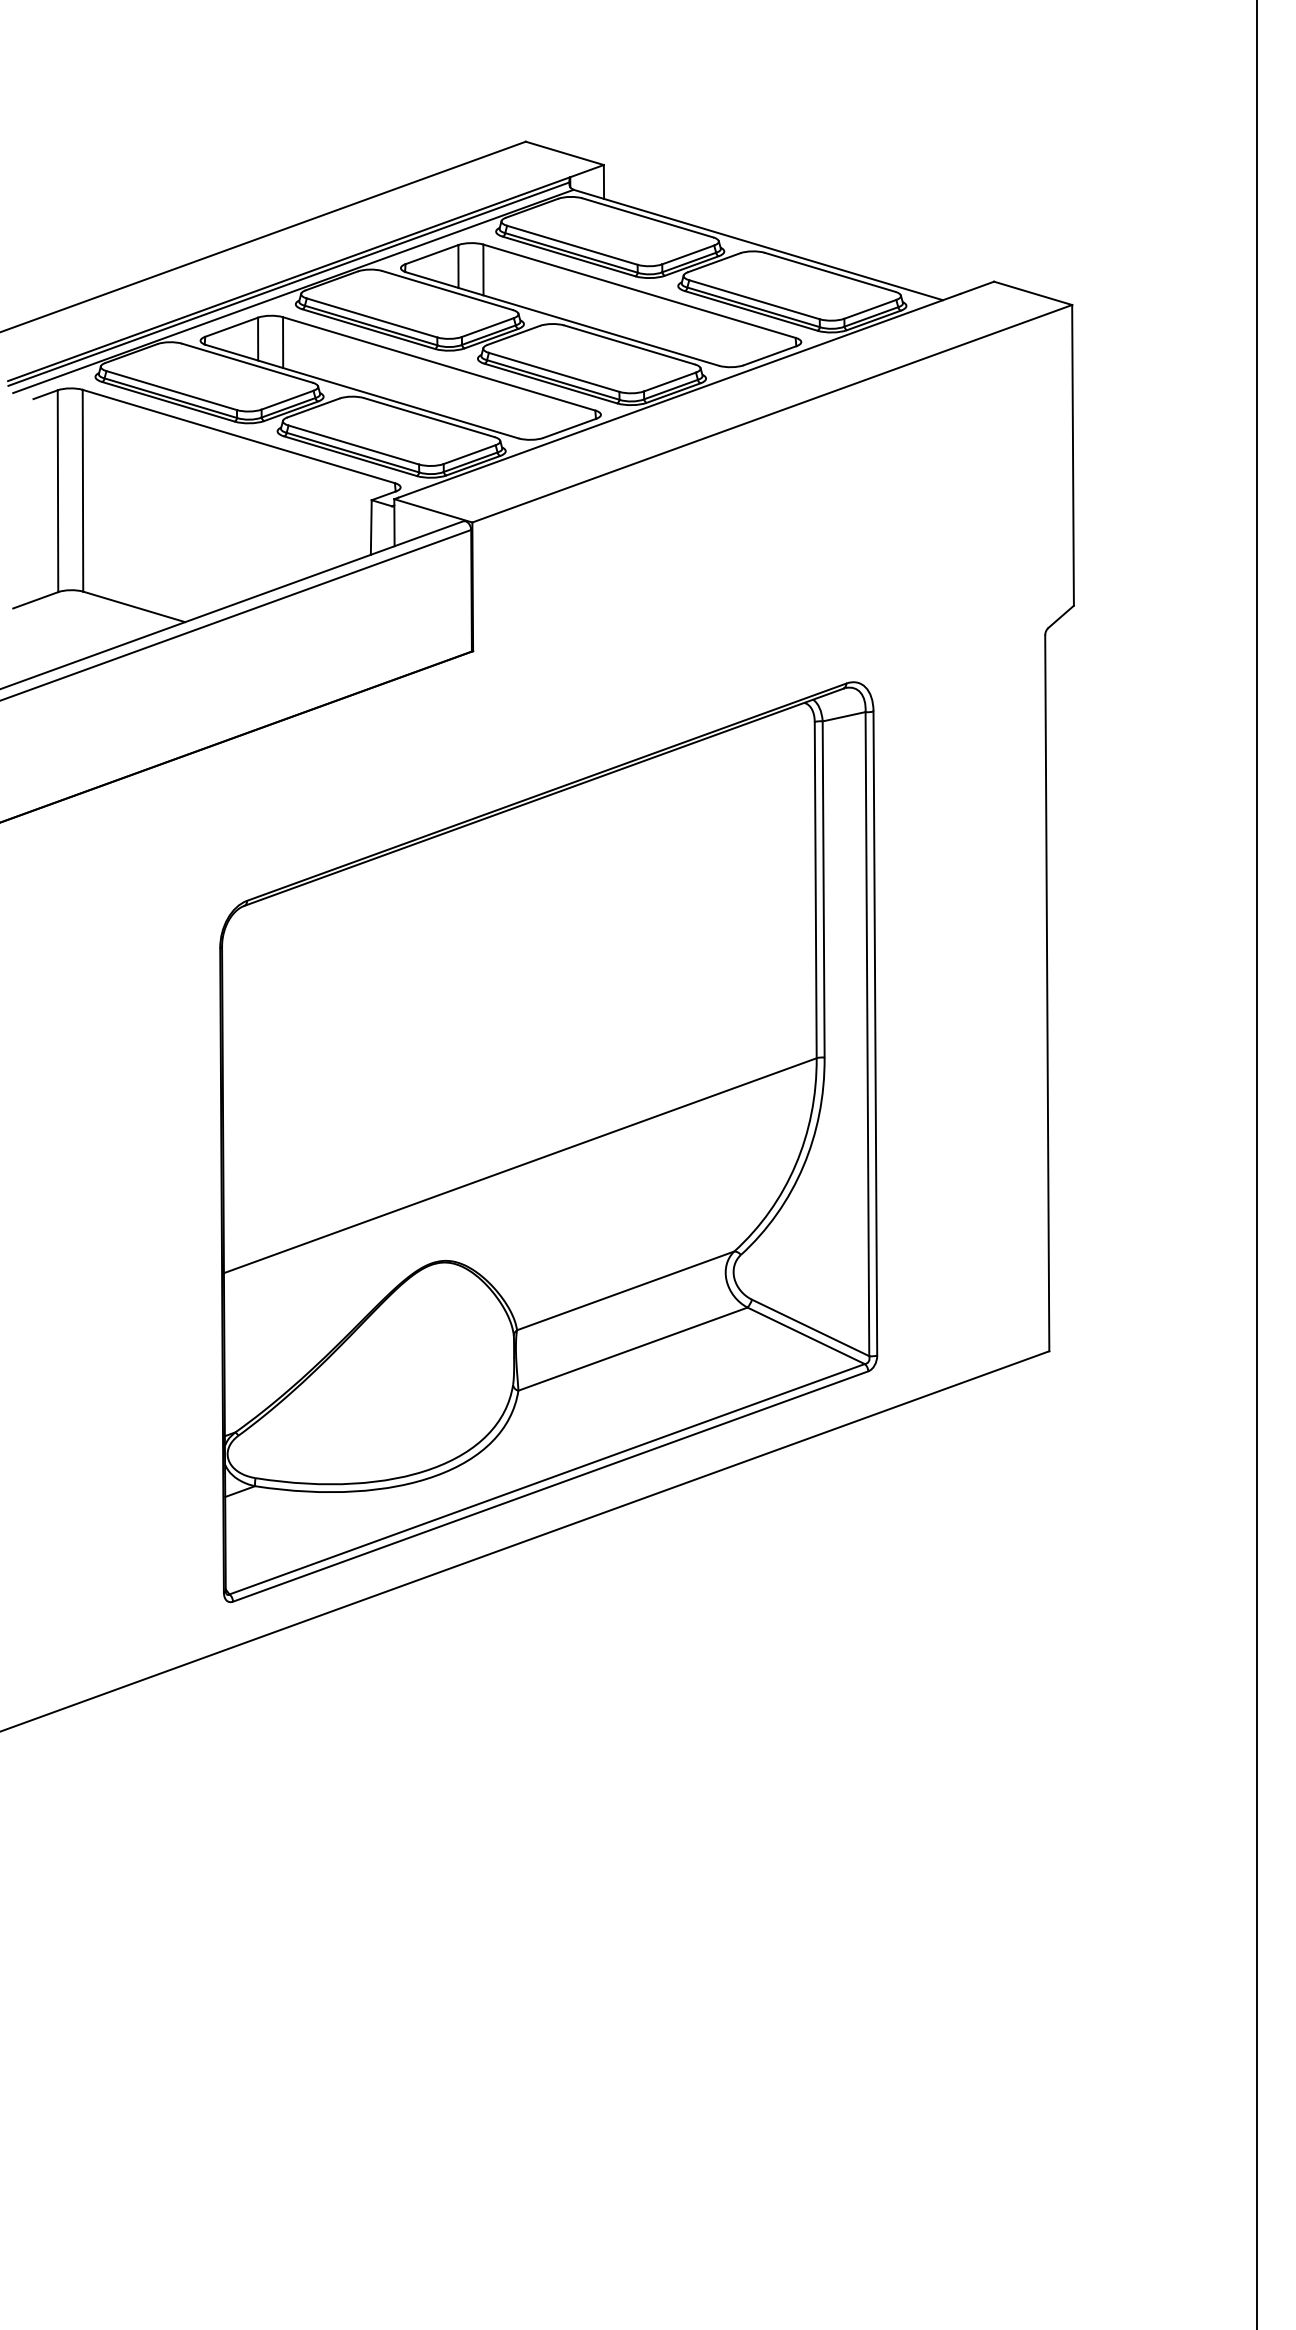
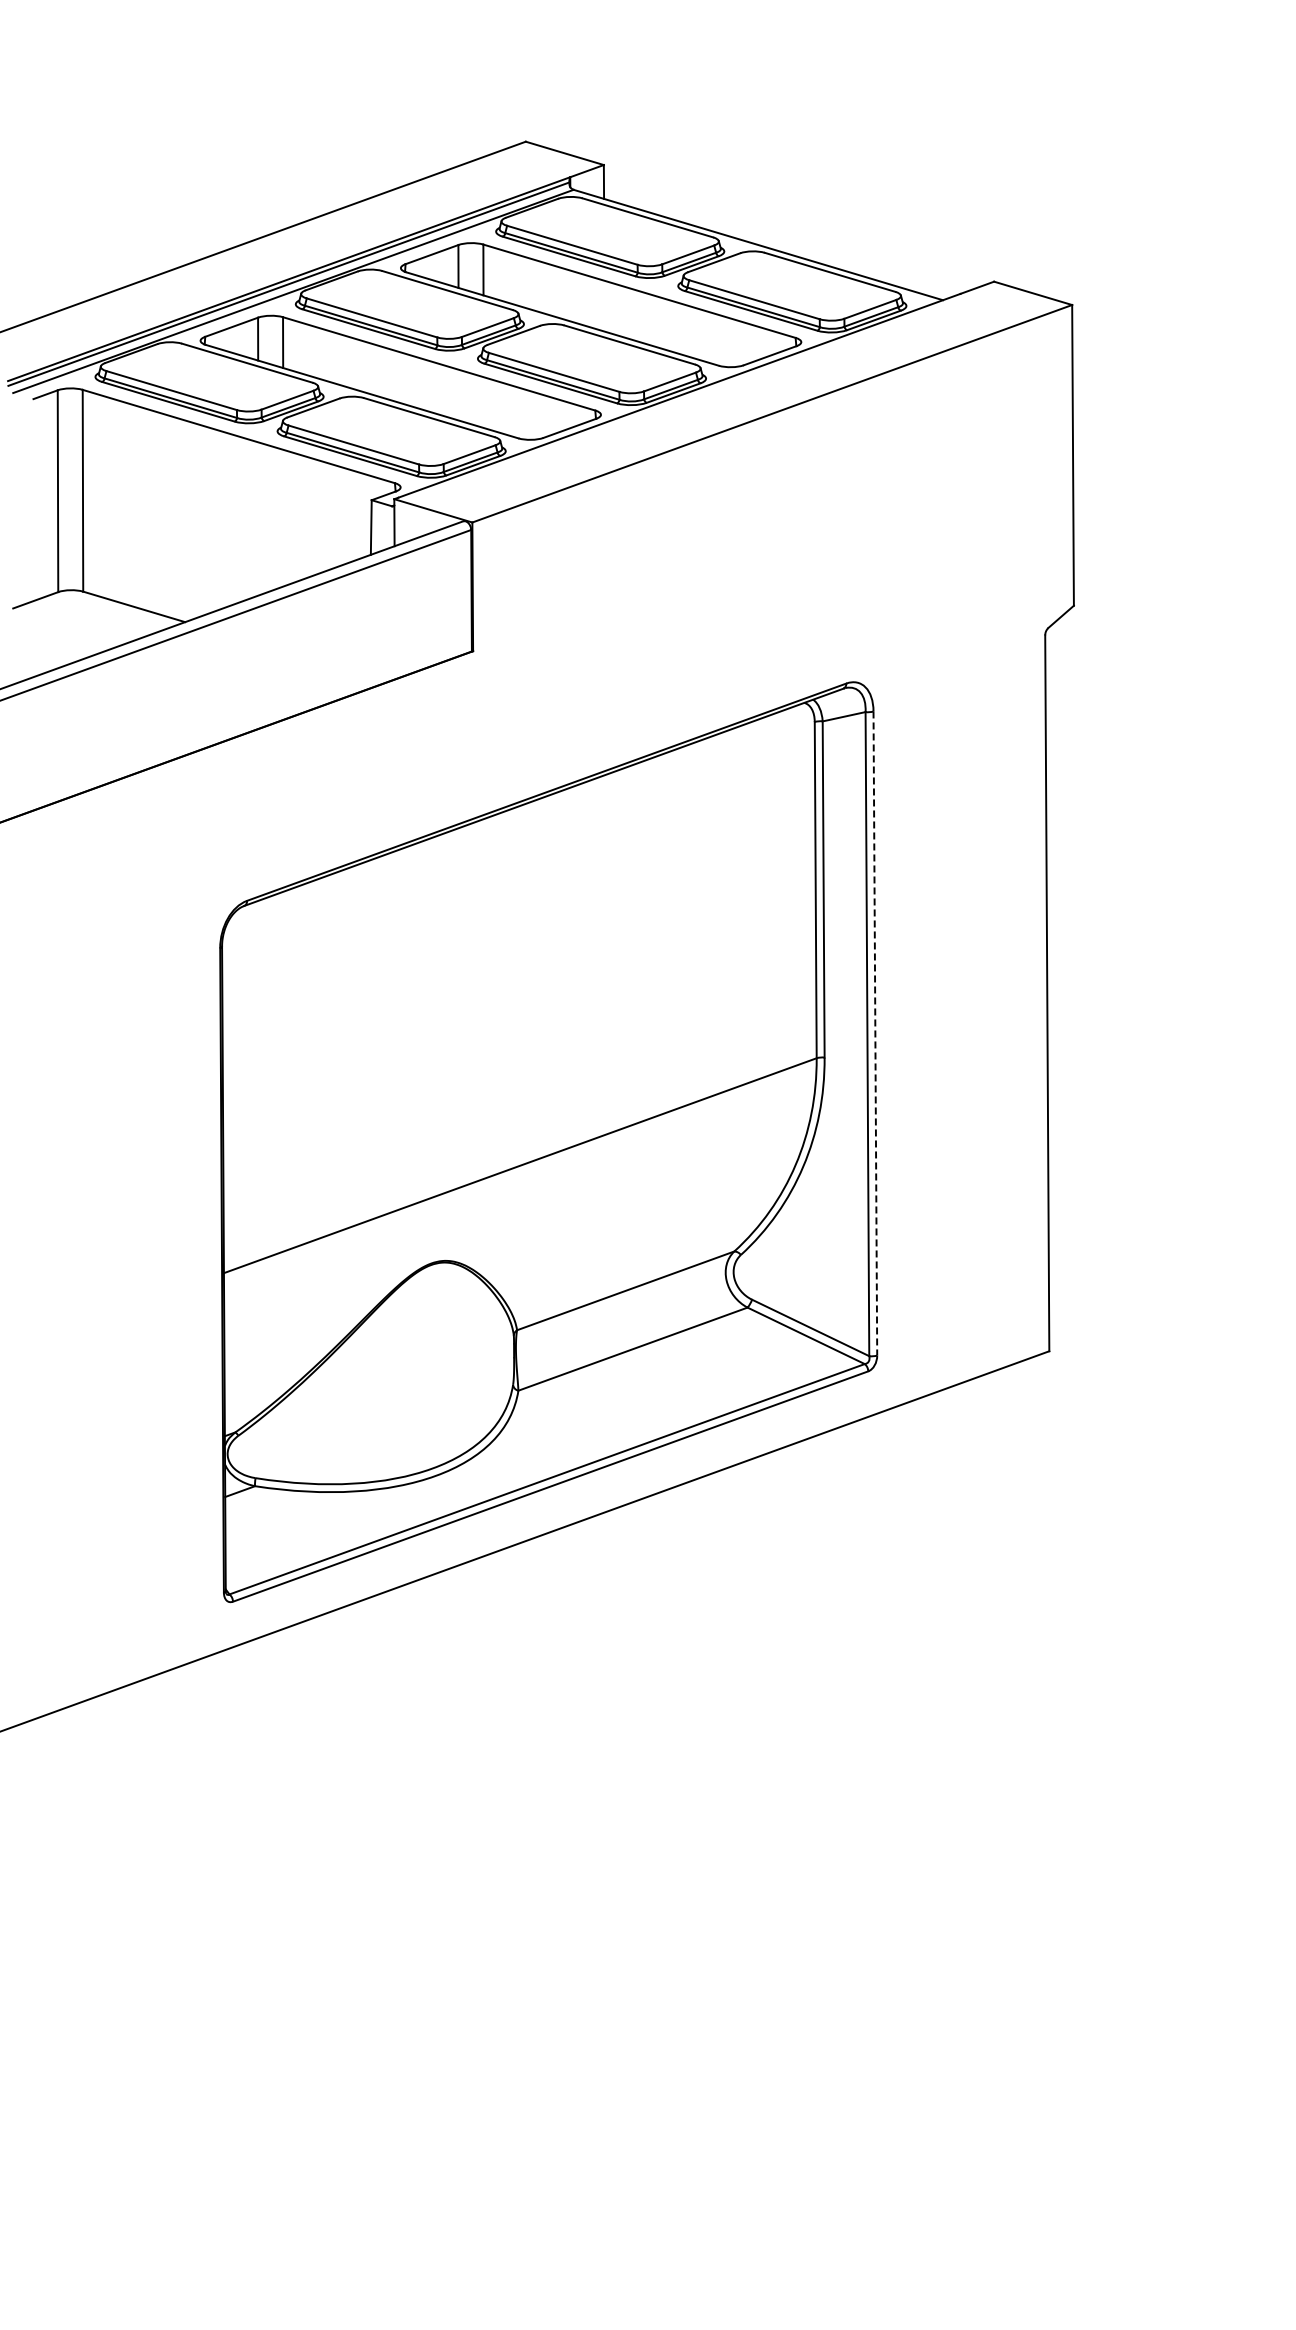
line: solid -> dashed (875, 1034)
line: present -> none (1257, 1164)
